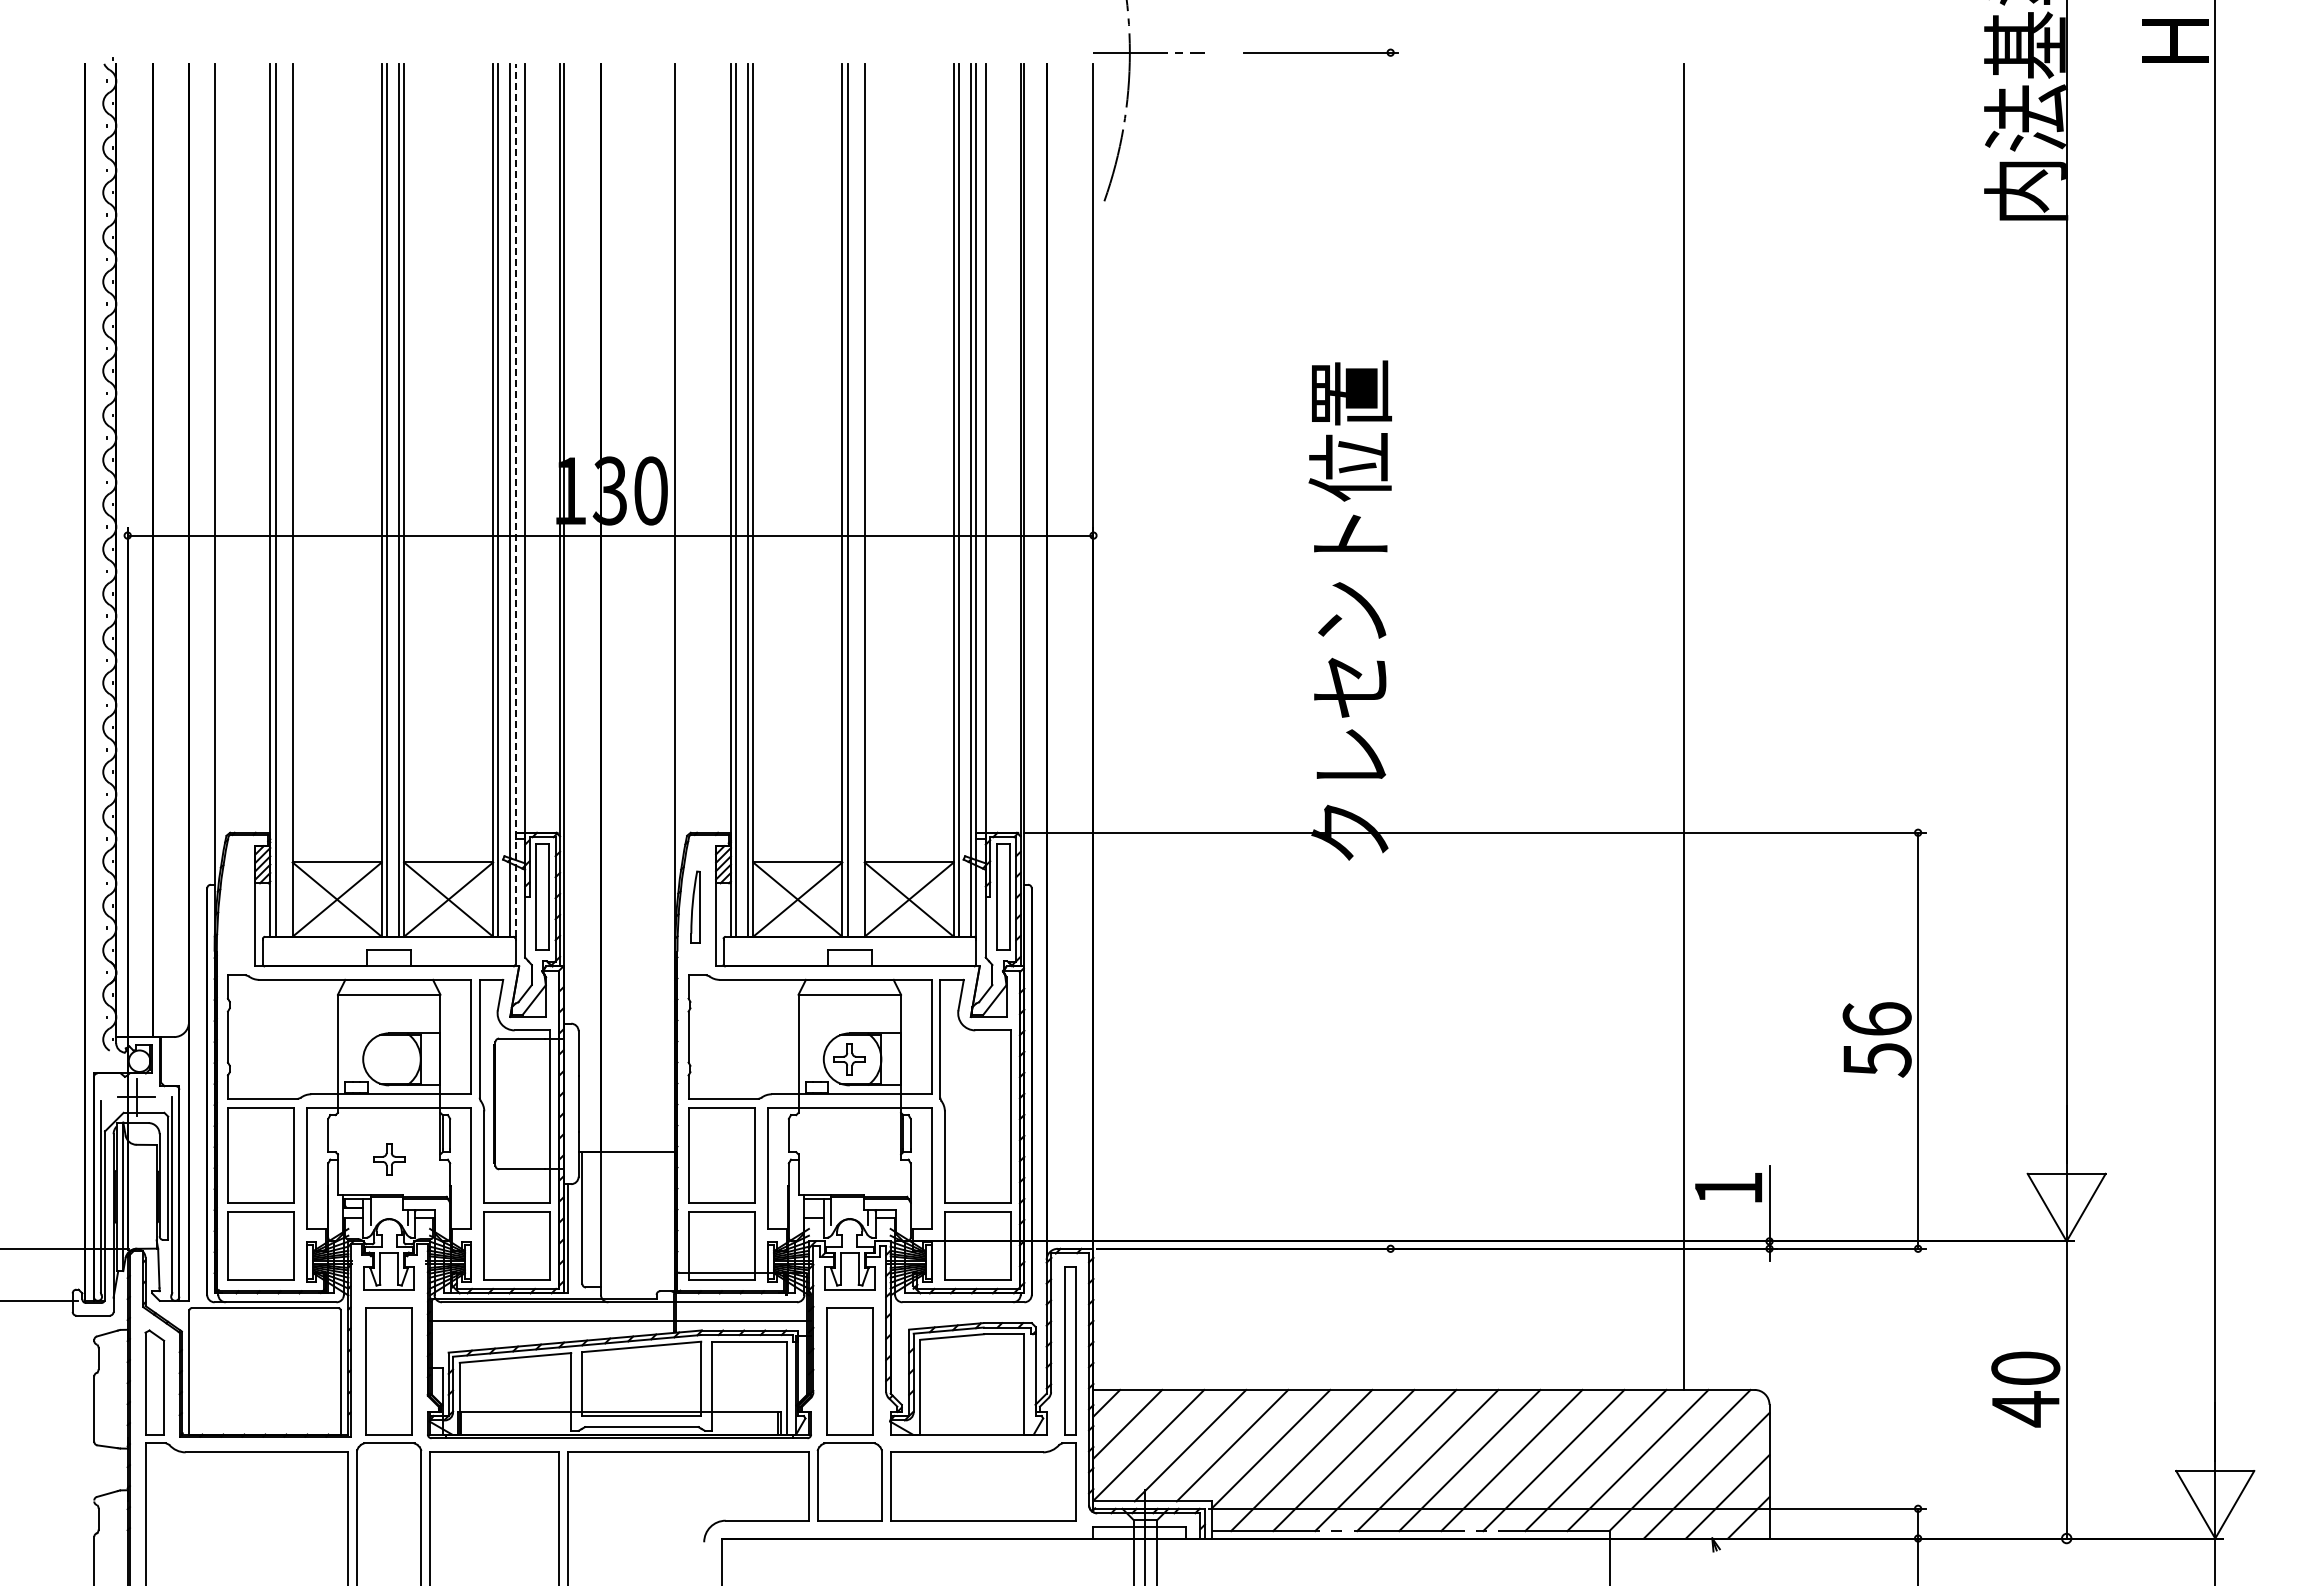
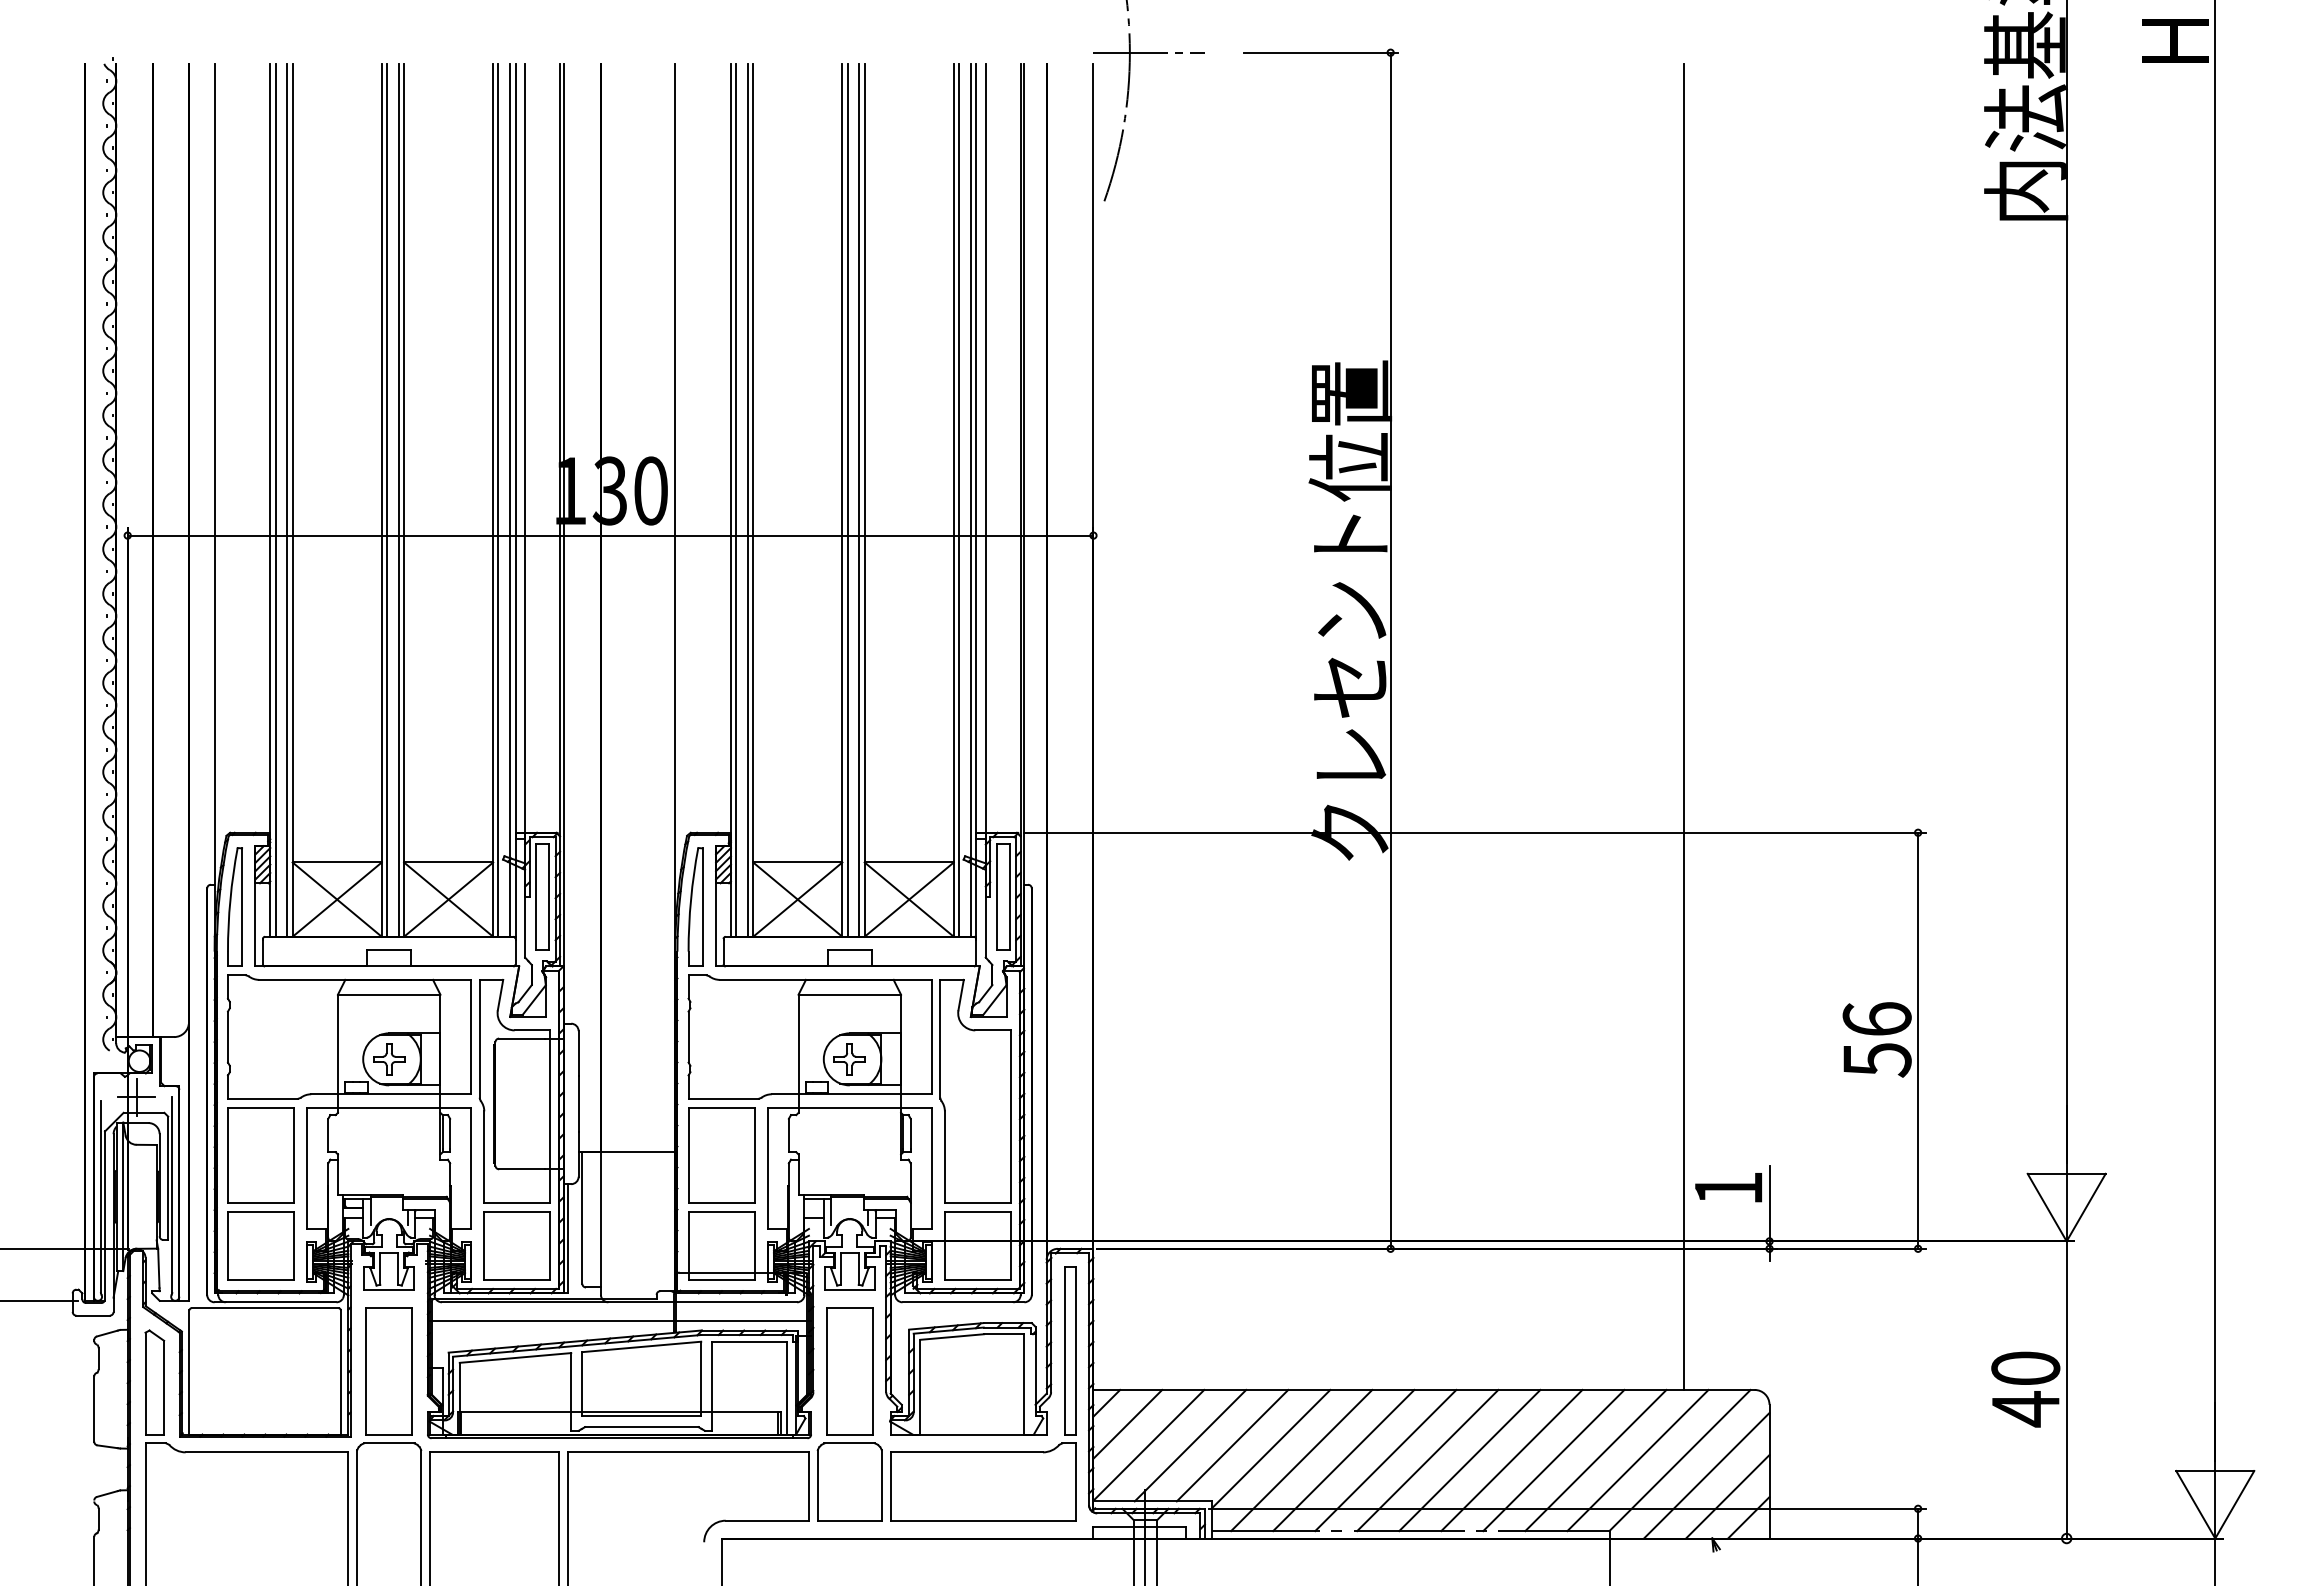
line: none -> present (287, 499)
line: dashed -> solid (515, 499)
line: none -> present (859, 499)
line: none -> present (1390, 650)
part: none -> present (234, 906)
part size: 11x74 px -> 17x120 px (695, 906)
part position: (389, 1159) -> (389, 1059) (389, 1059)
